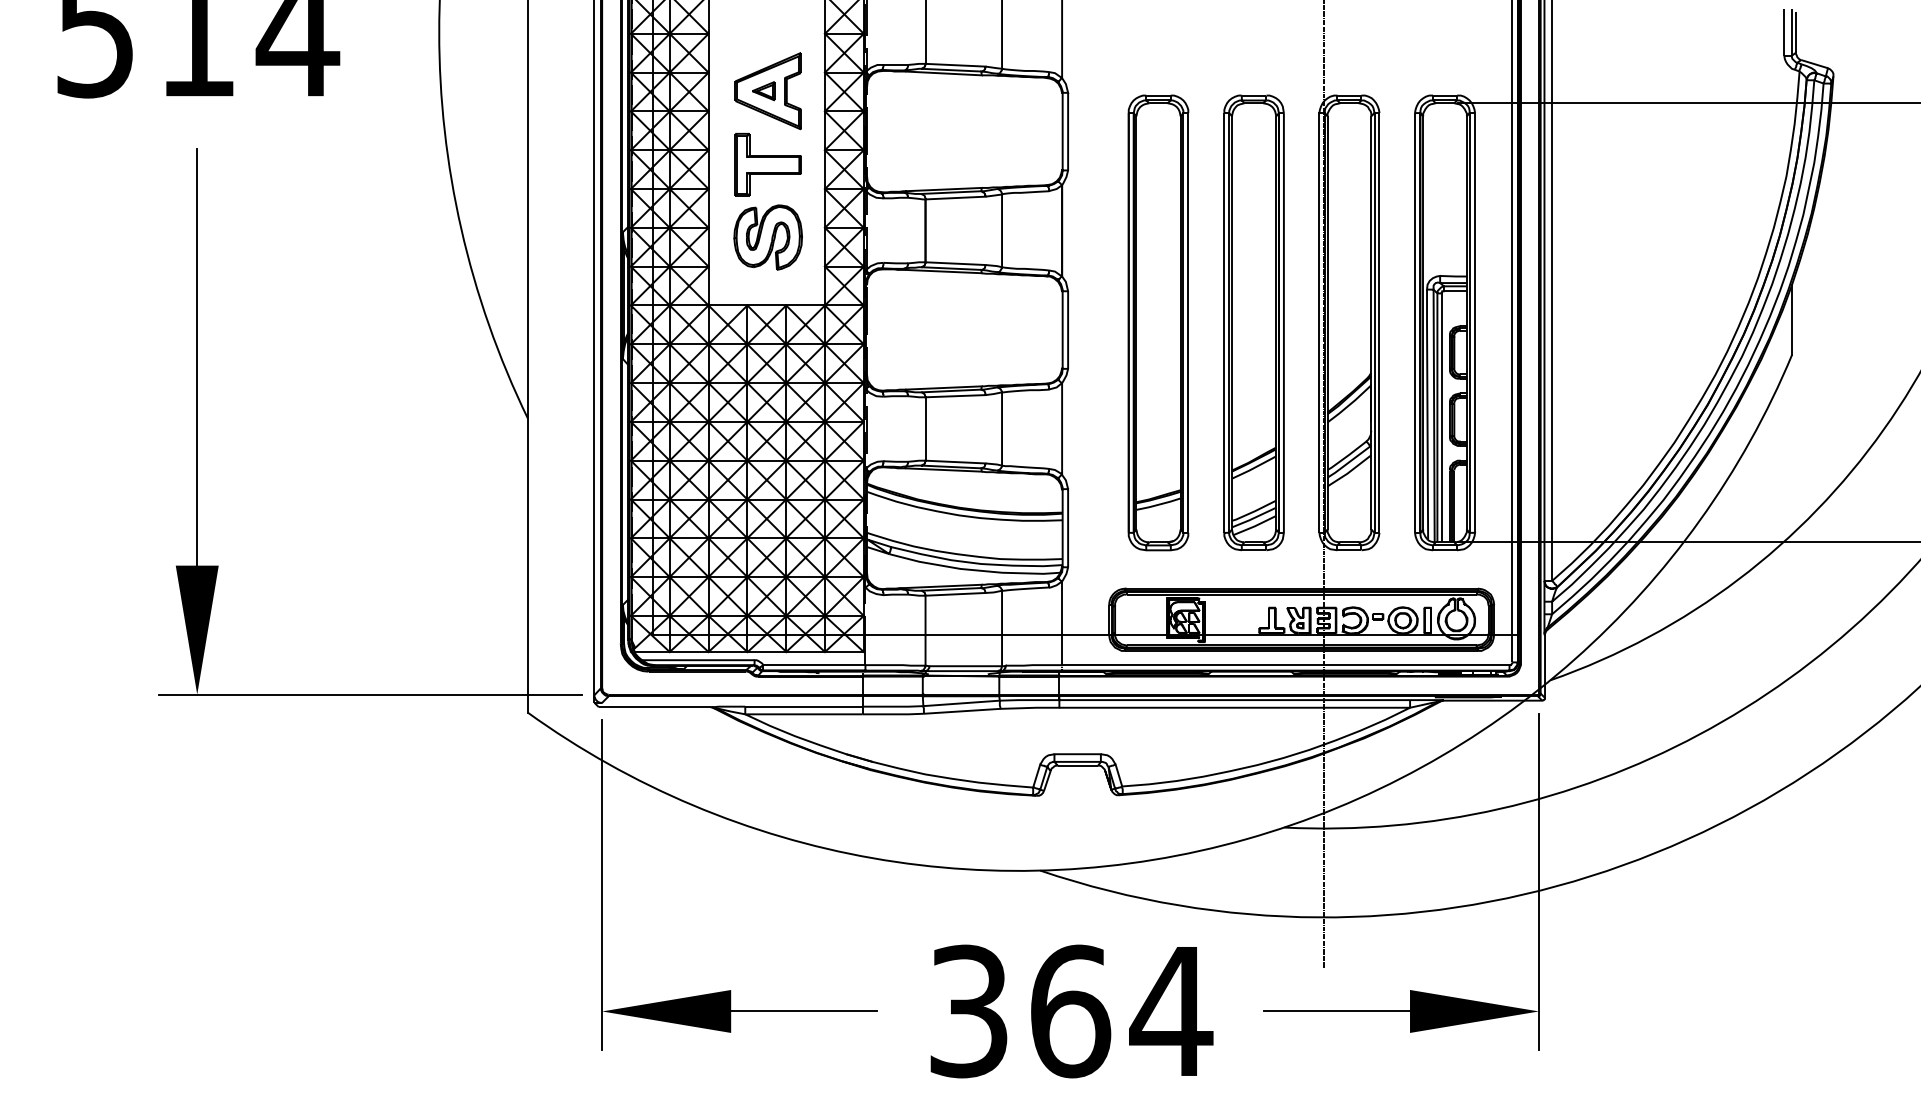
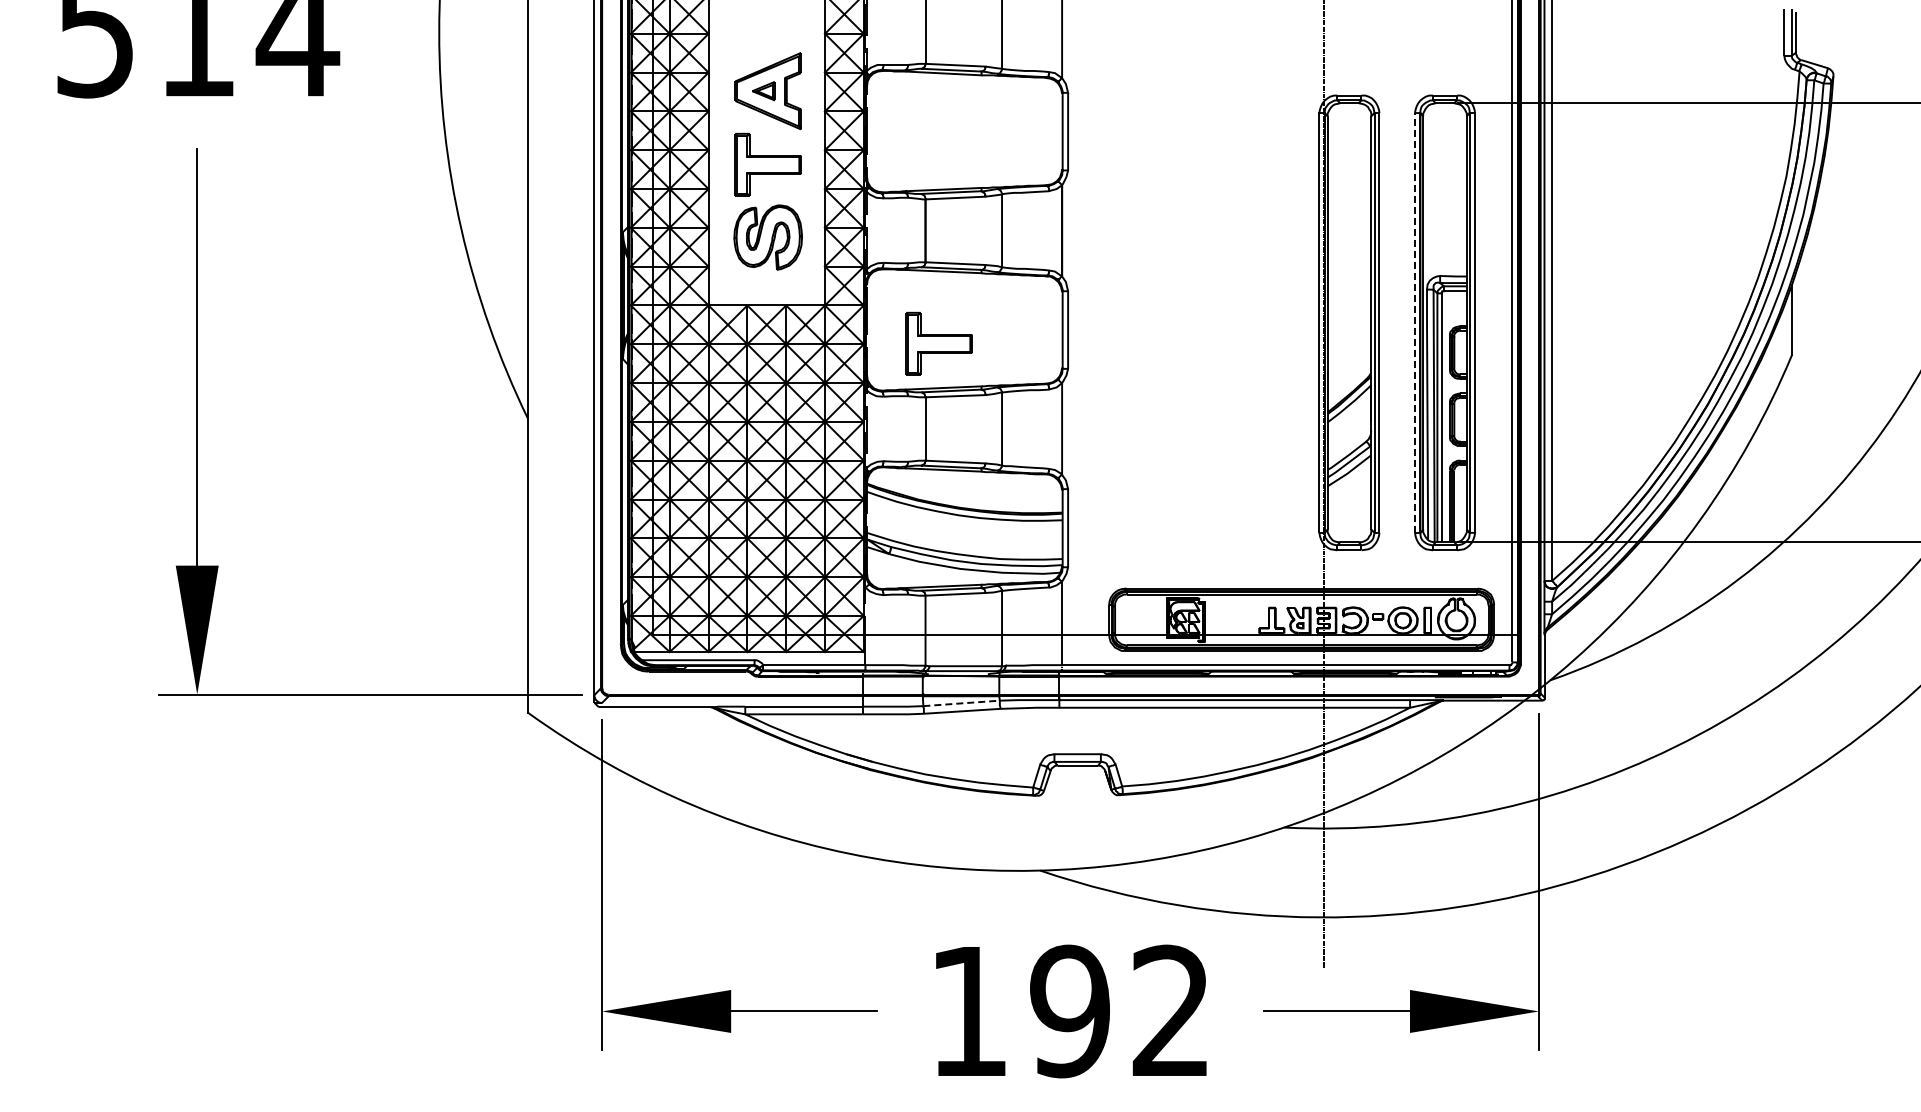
part: present -> none (1158, 322)
part: present -> none (1253, 322)
line: solid -> dashed (1415, 322)
part: none -> present (938, 343)
line: solid -> dashed (962, 703)
text: 364 -> 192 (1071, 1011)
